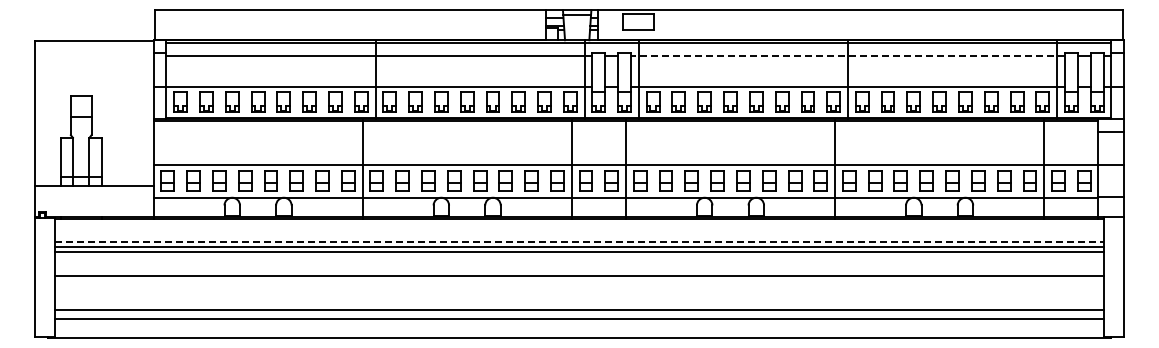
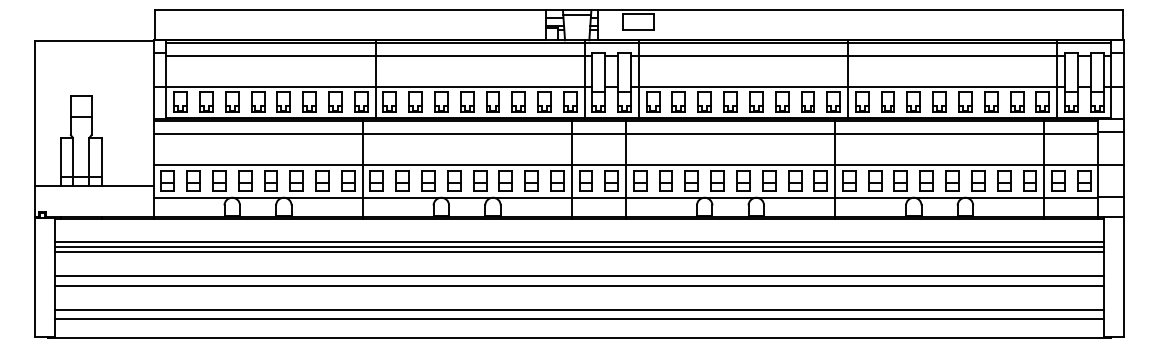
line: dashed -> solid (847, 55)
line: none -> present (625, 134)
line: dashed -> solid (579, 242)
line: none -> present (579, 285)
